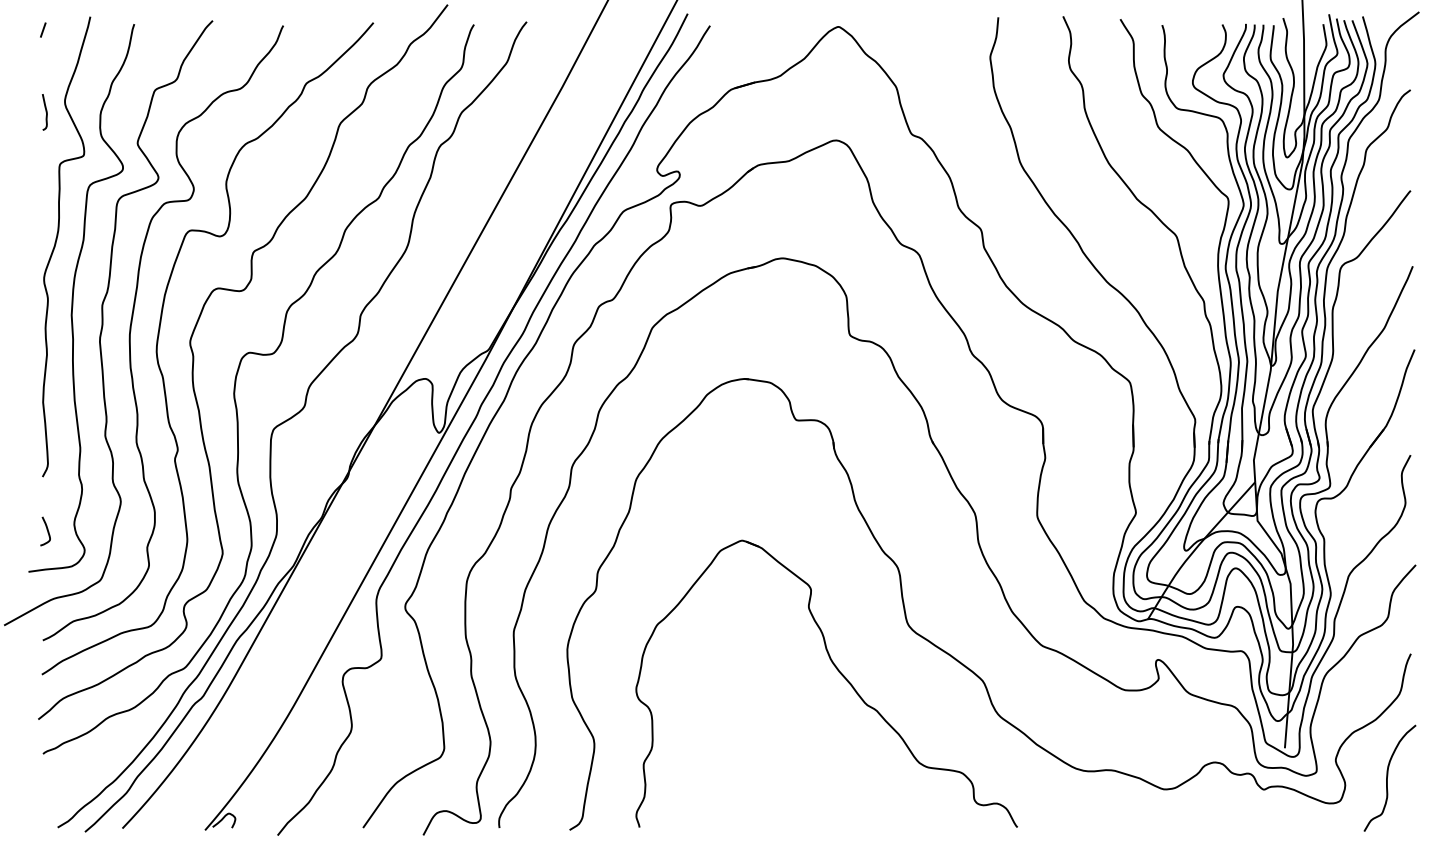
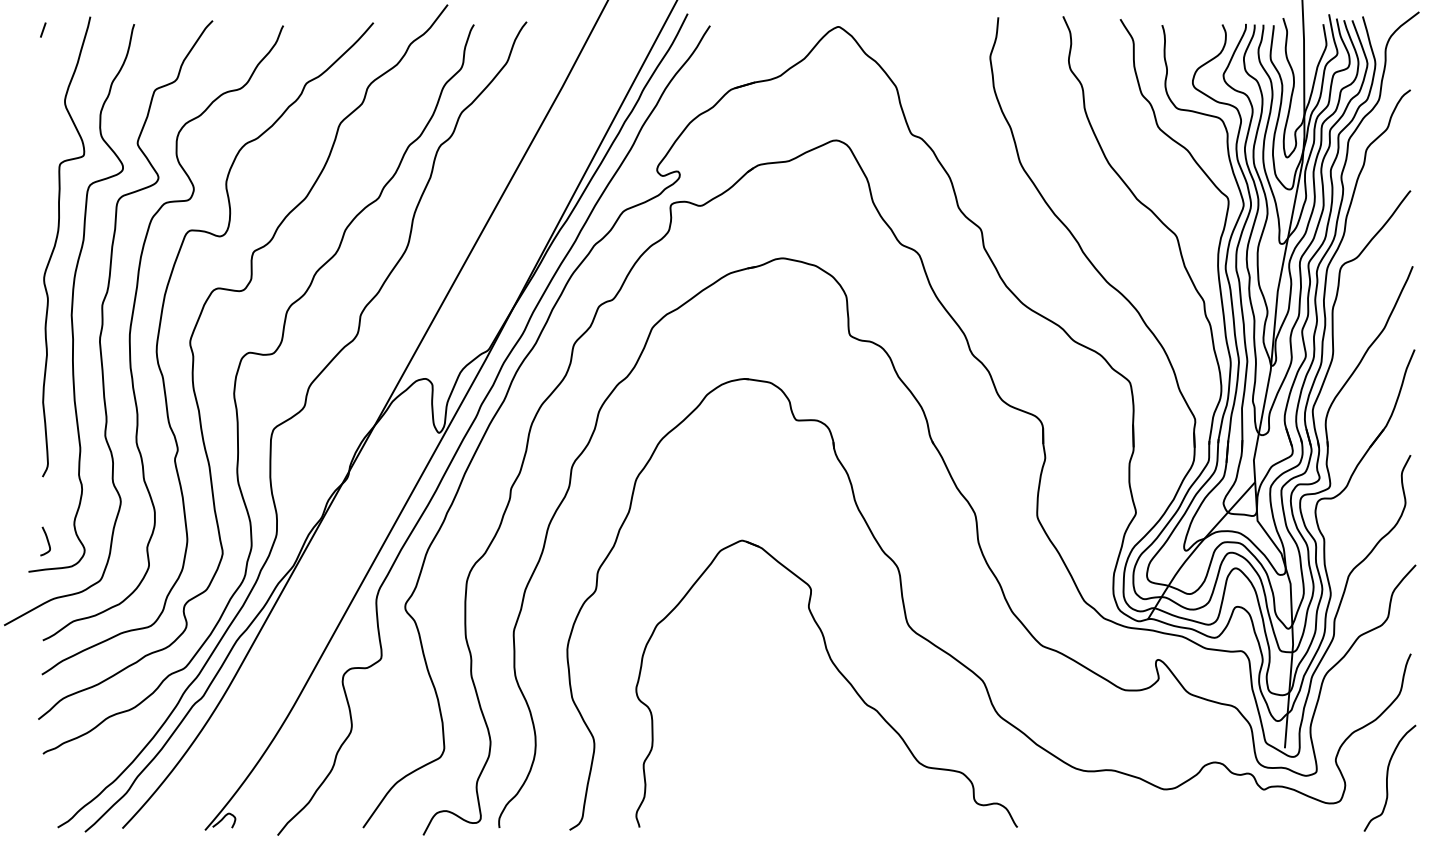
curve: present -> none (45, 112)
curve position: (47, 531) -> (47, 541) (47, 541)
